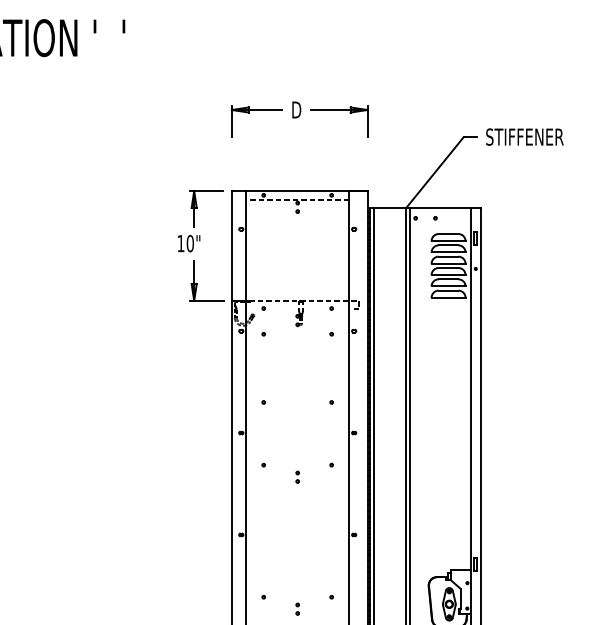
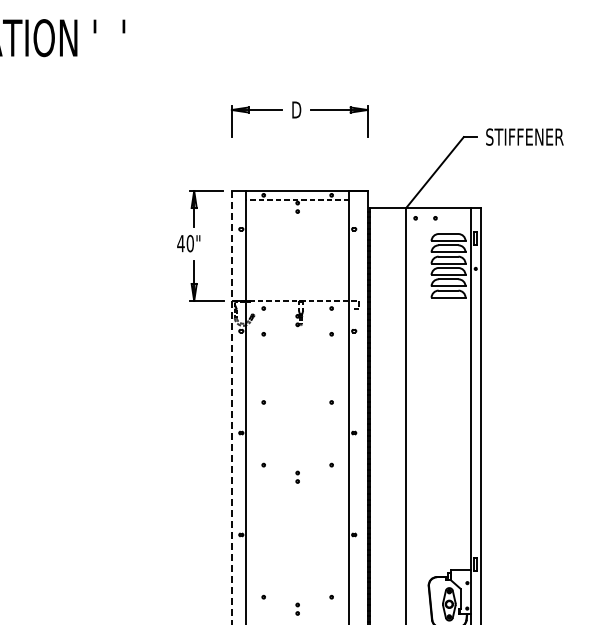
text: 10" -> 40" (180, 243)
line: solid -> dashed (231, 407)
line: present -> none (373, 414)
line: present -> none (410, 414)
